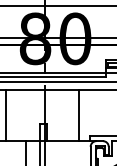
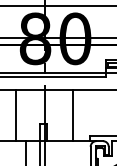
line: present -> none (57, 82)
line position: (6, 115) -> (16, 115) (16, 115)
line position: (78, 115) -> (72, 115) (72, 115)
